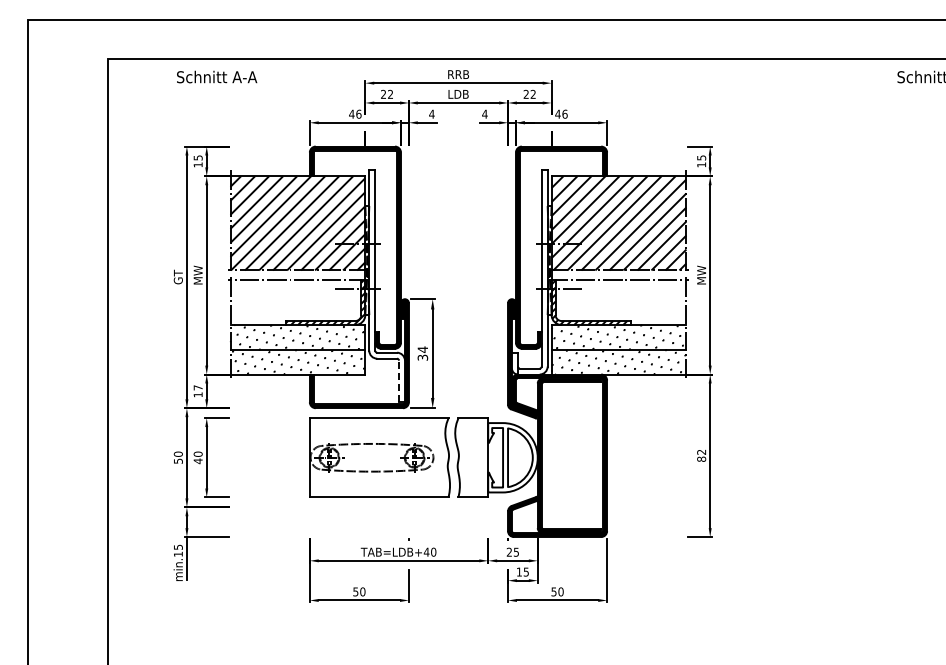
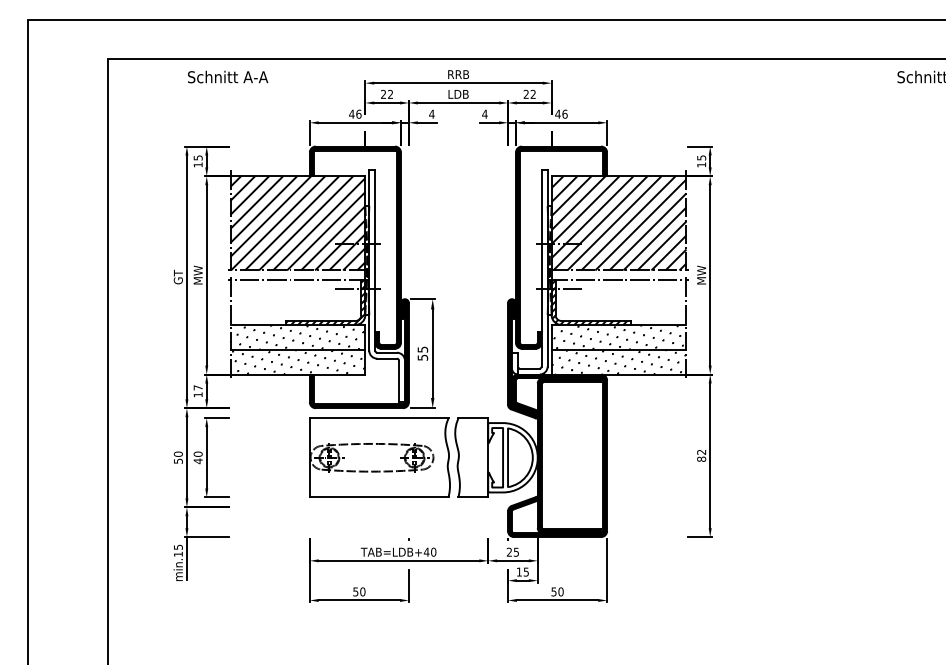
text position: (217, 76) -> (228, 76) (228, 76)
text: 34 -> 55 (422, 353)
line: dashed -> solid (399, 381)
